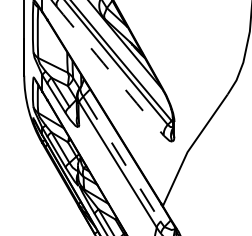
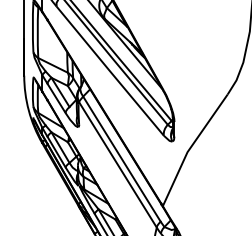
arc: dashed -> solid (110, 71)
line: dashed -> solid (121, 159)
